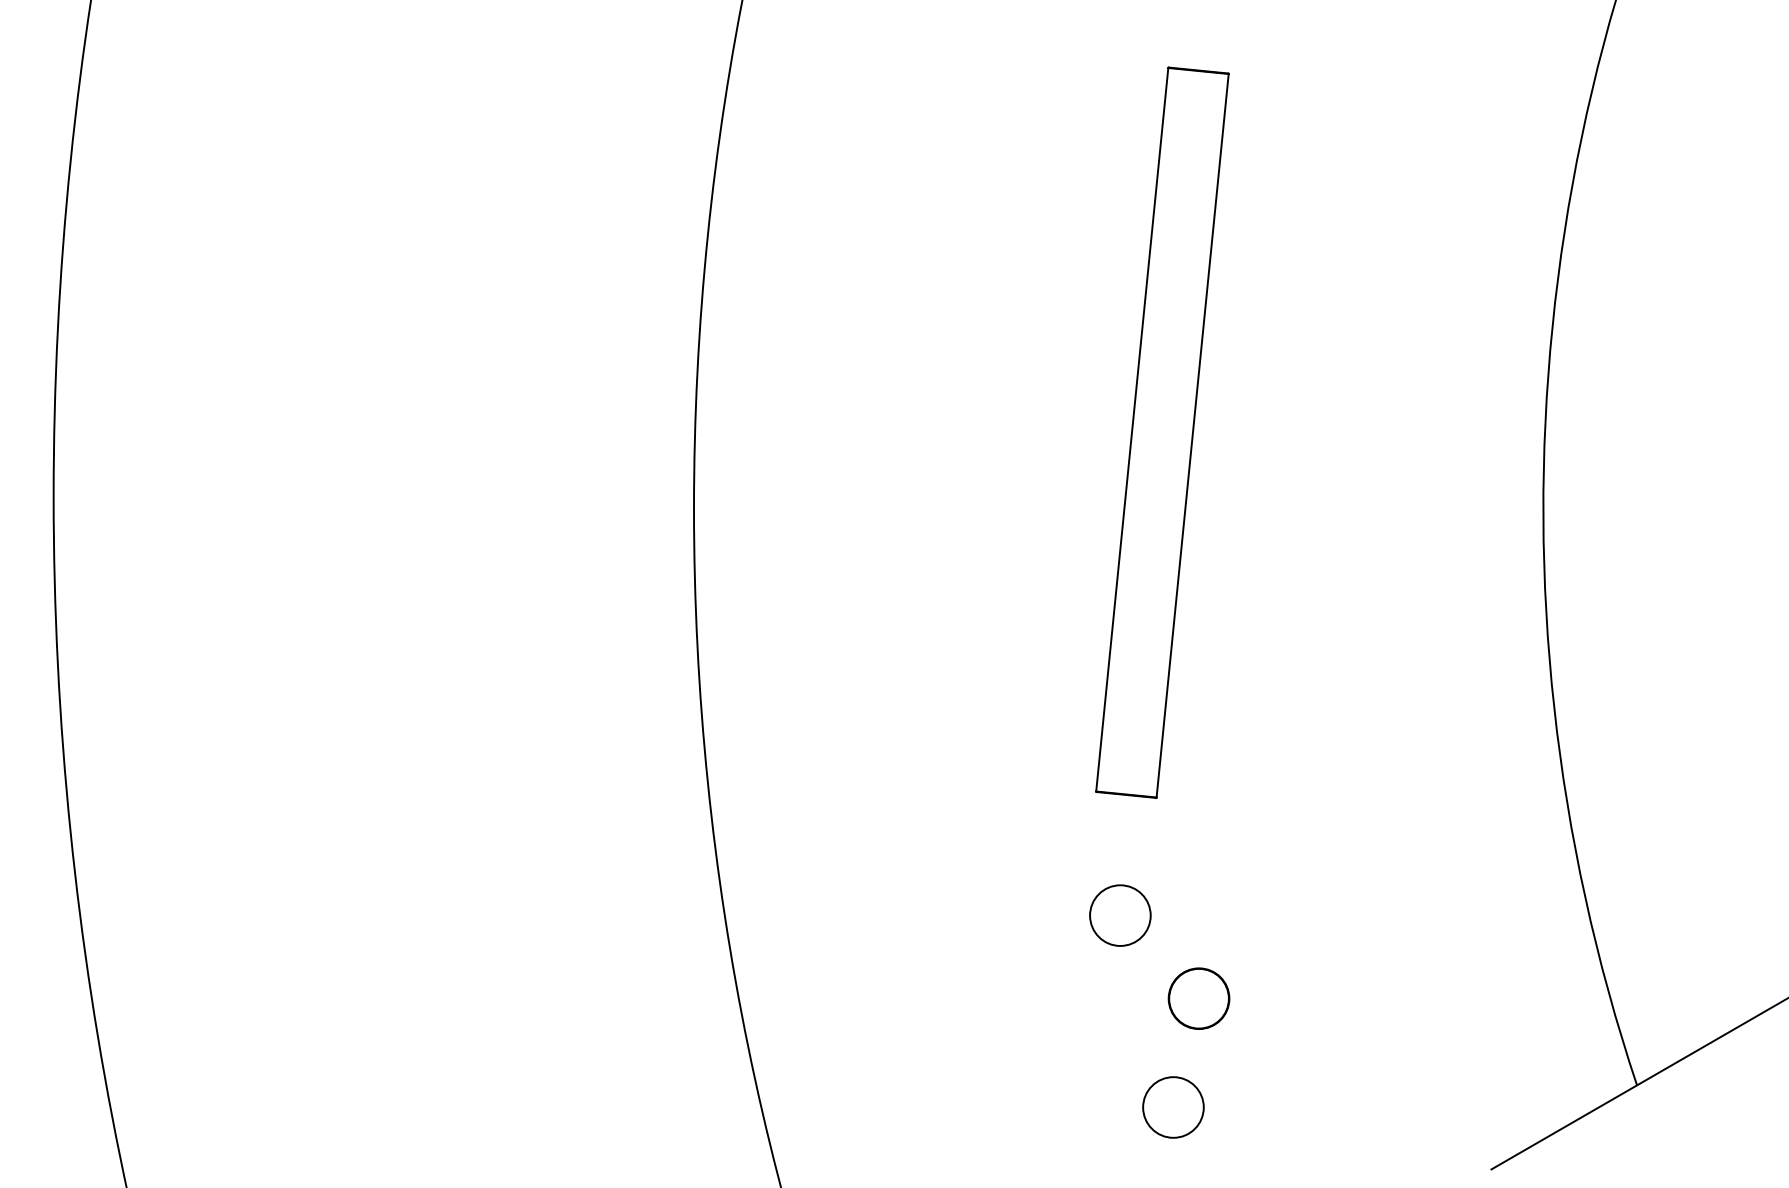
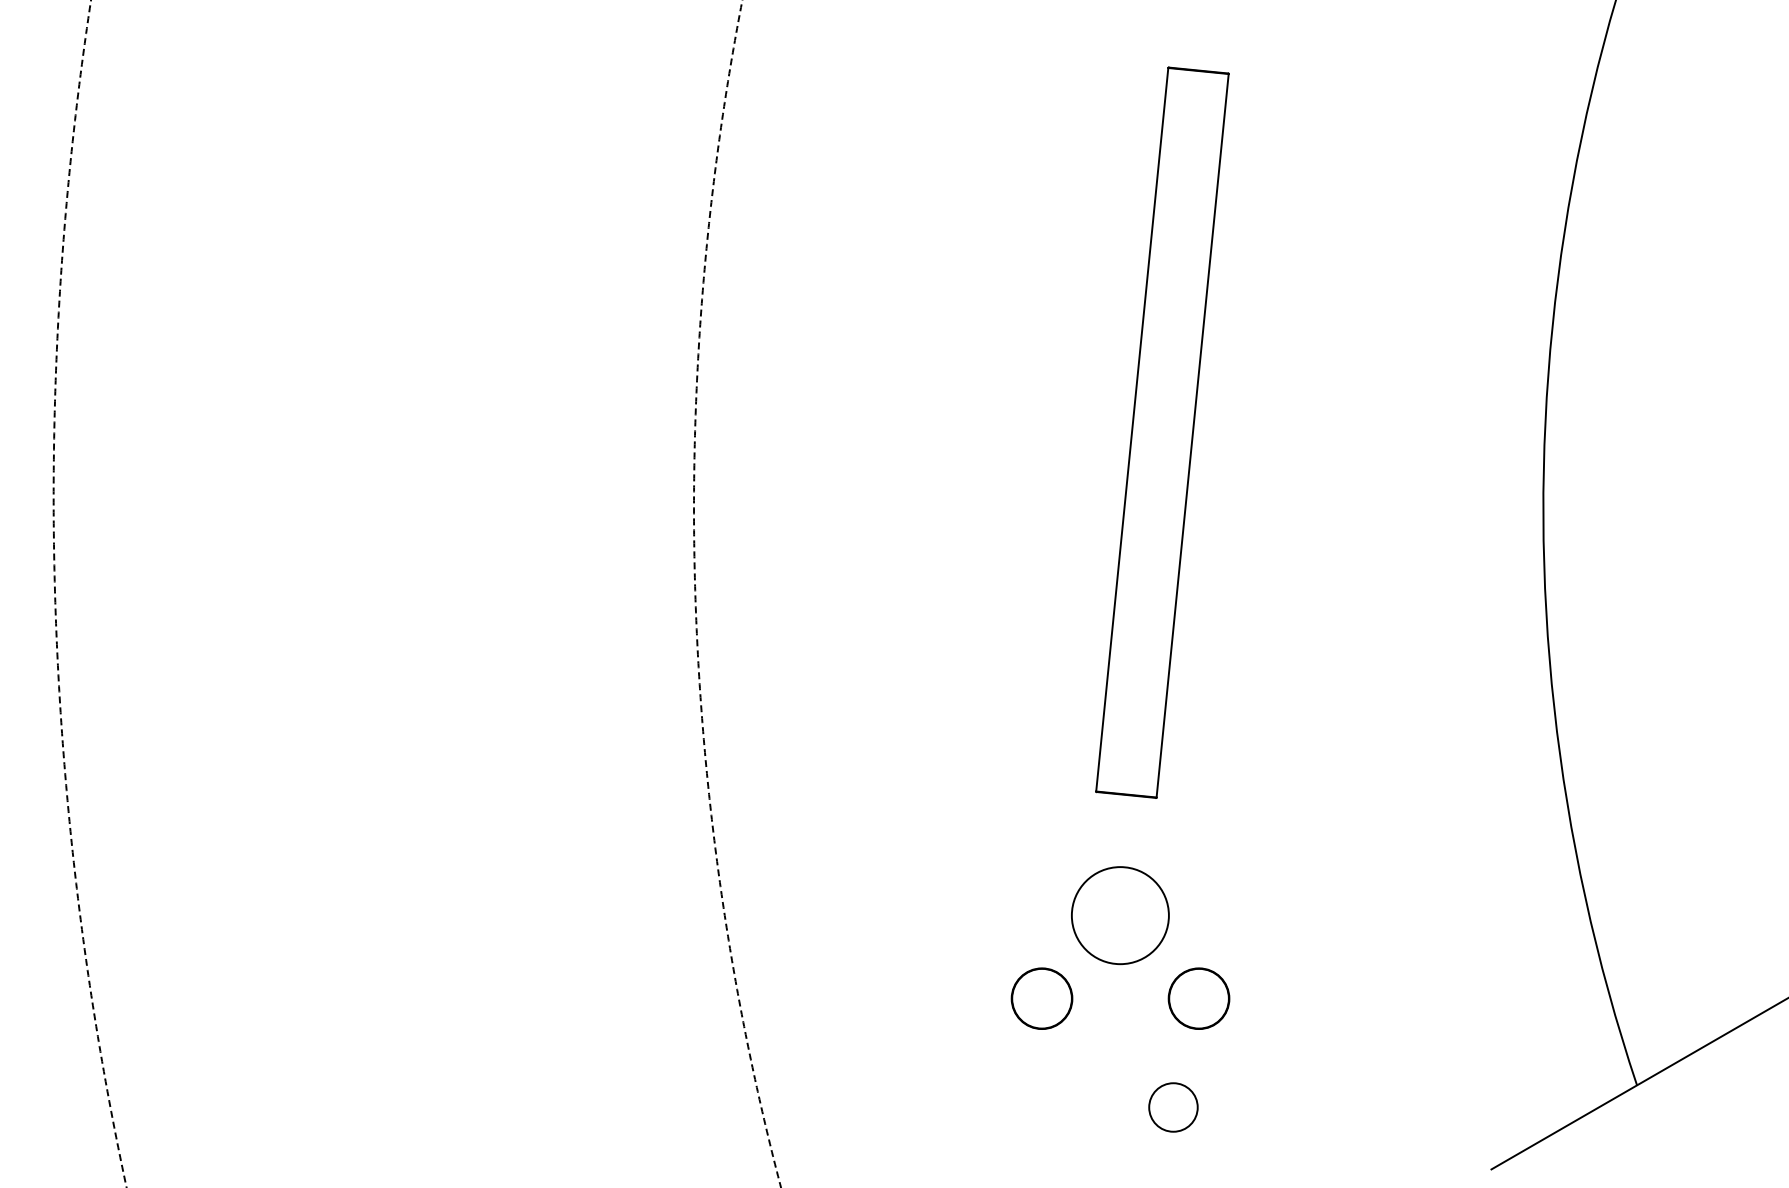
circle: solid -> dashed (89, 593)
circle: solid -> dashed (737, 593)
circle diameter: 61 px -> 97 px (1119, 915)
part: none -> present (1041, 998)
circle size: 63x63 px -> 51x51 px (1173, 1107)
